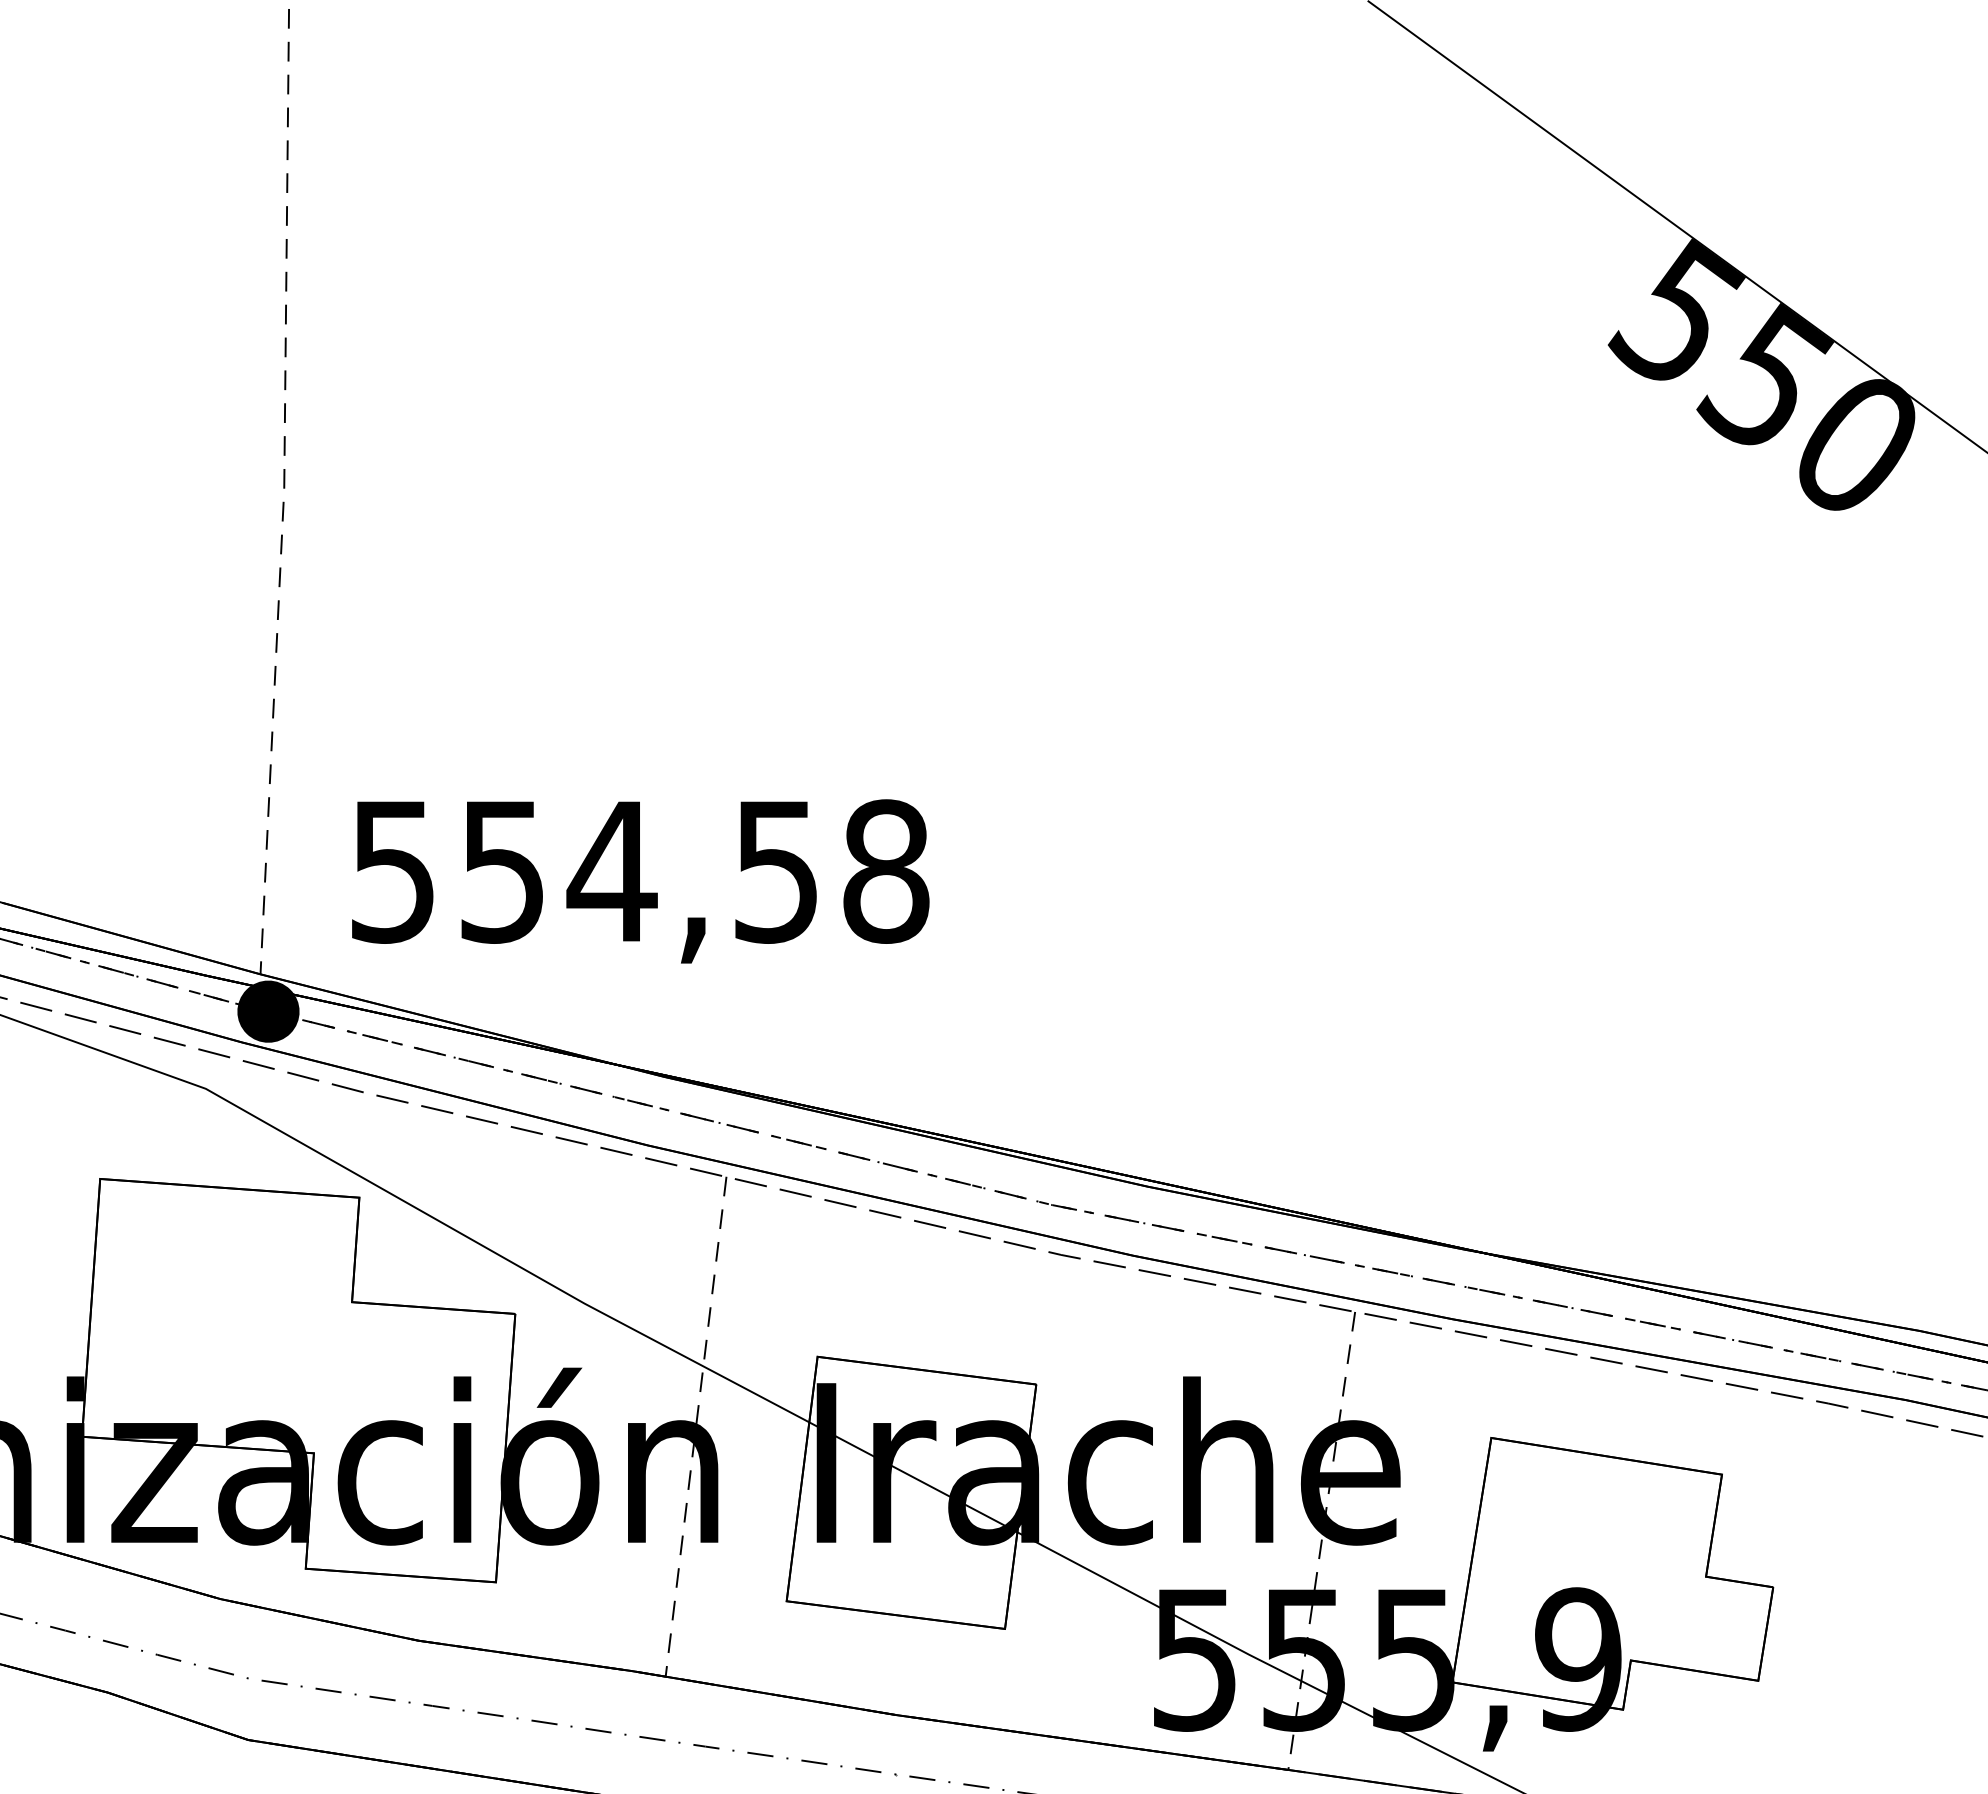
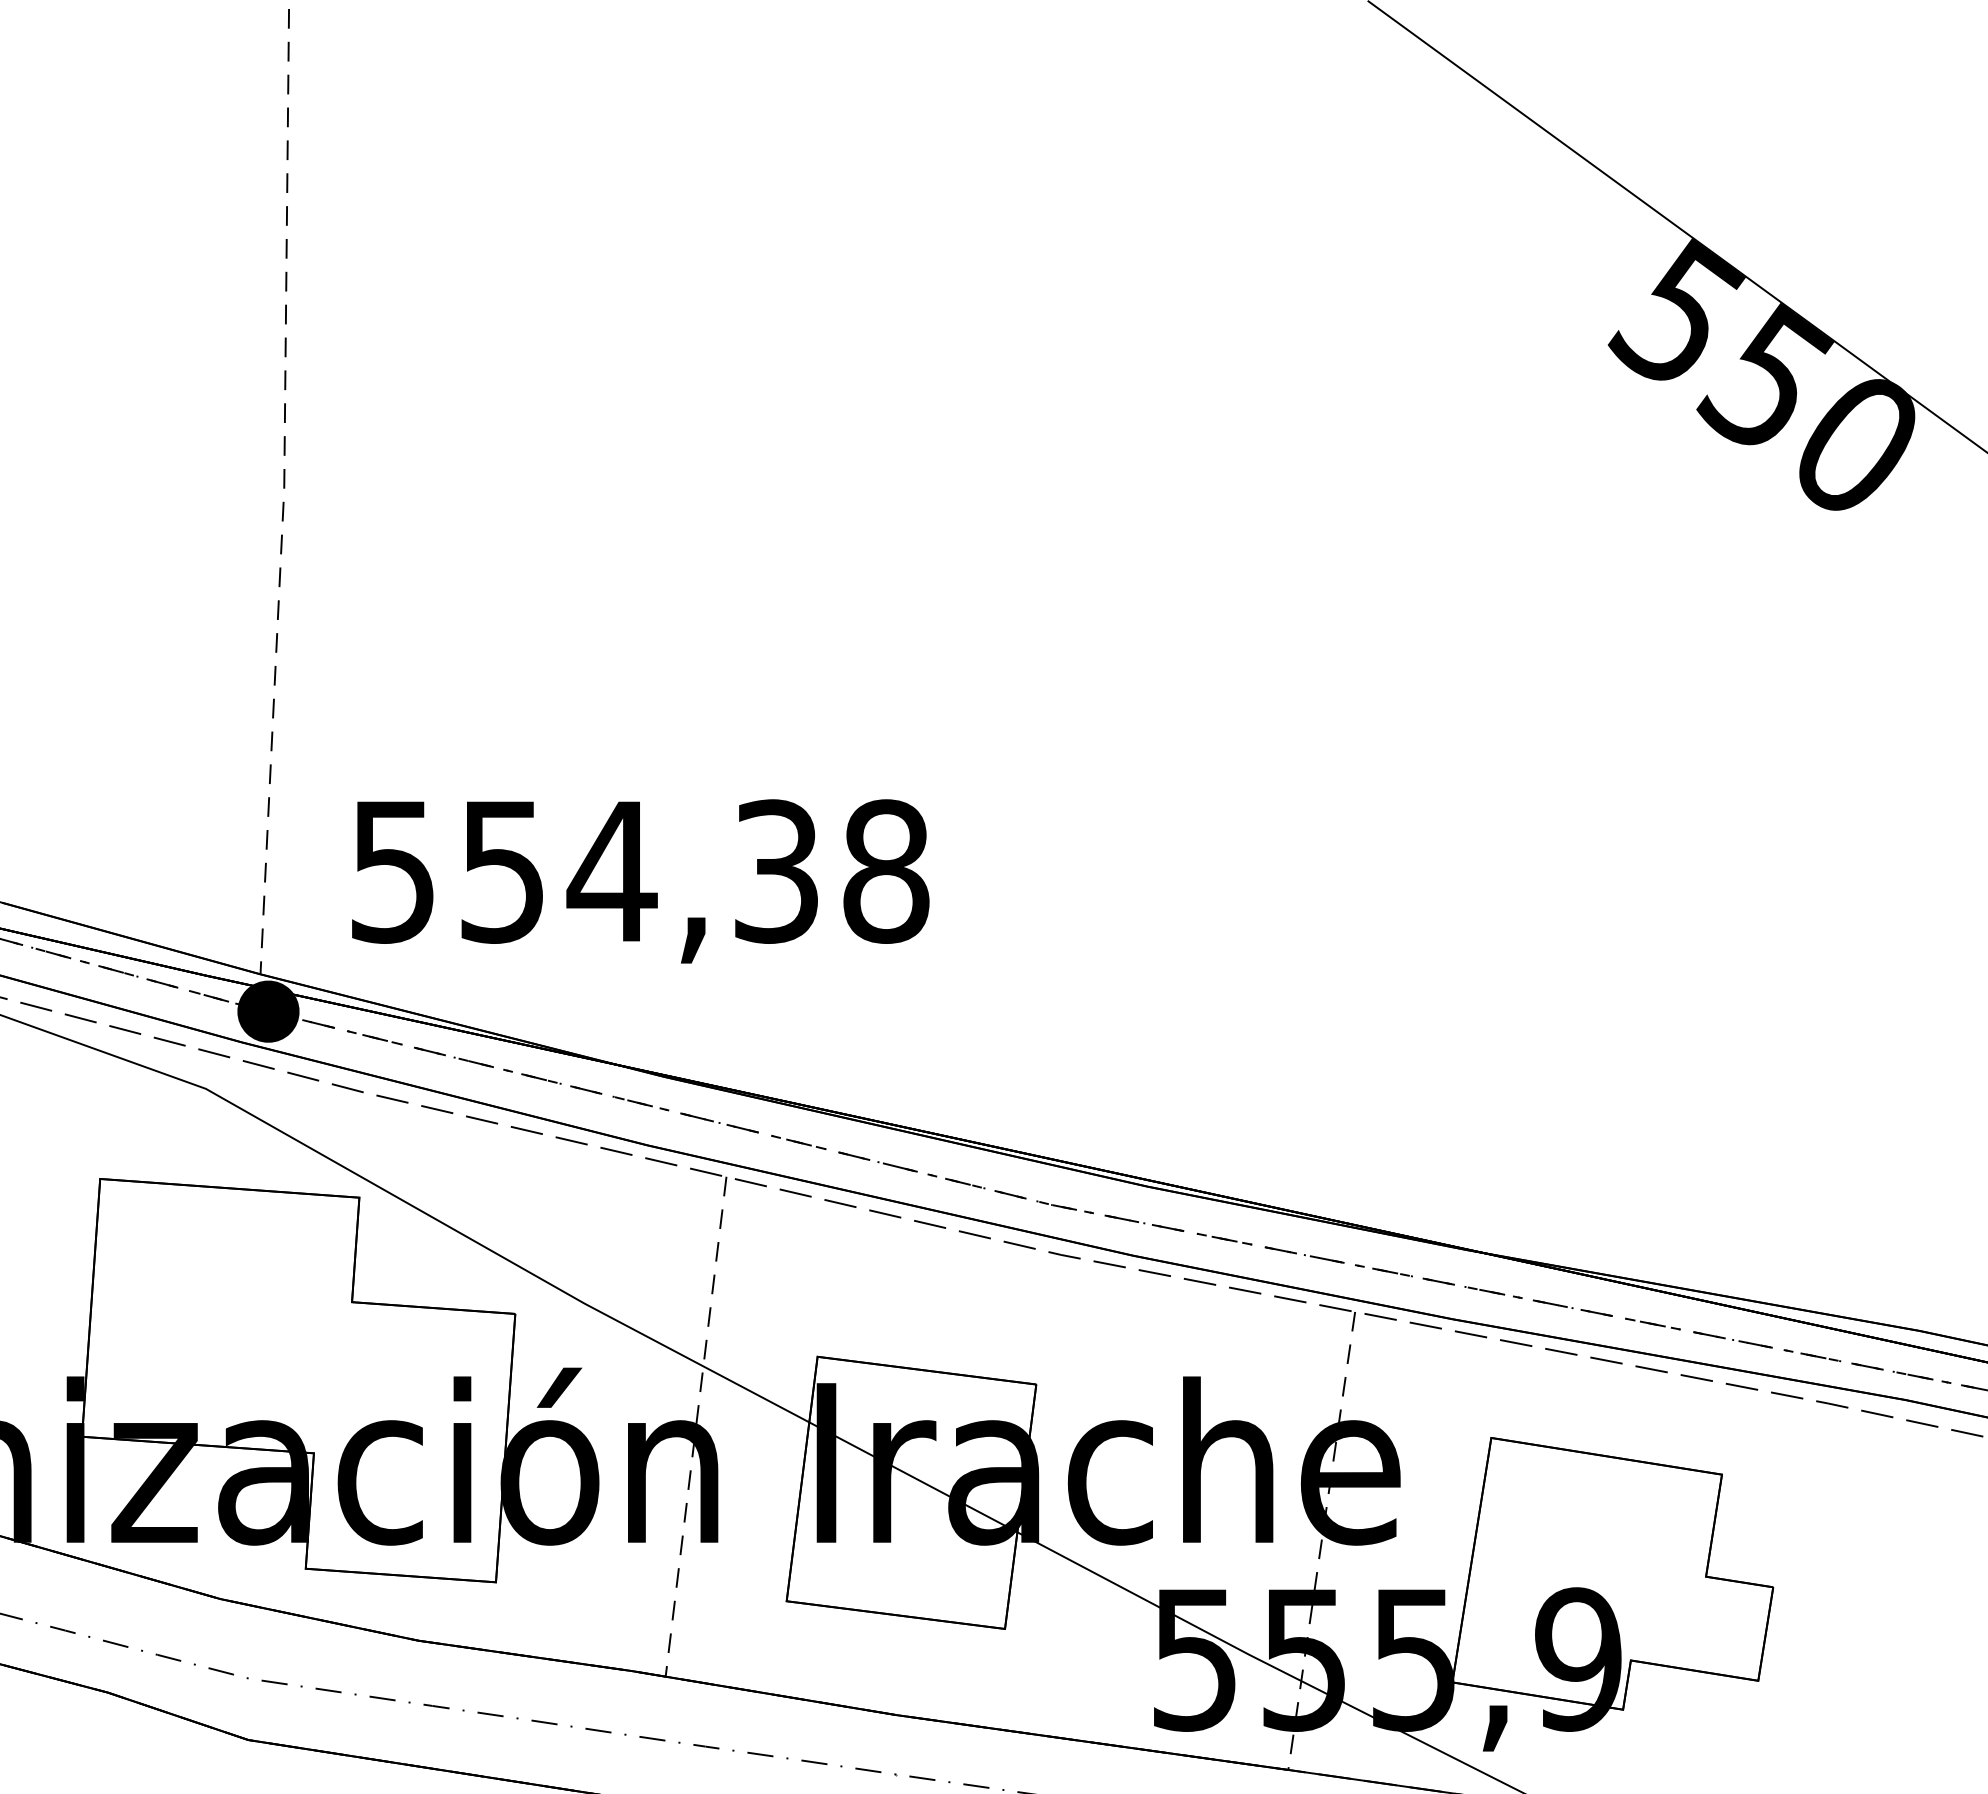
text: 554,58 -> 554,38 (776, 871)
